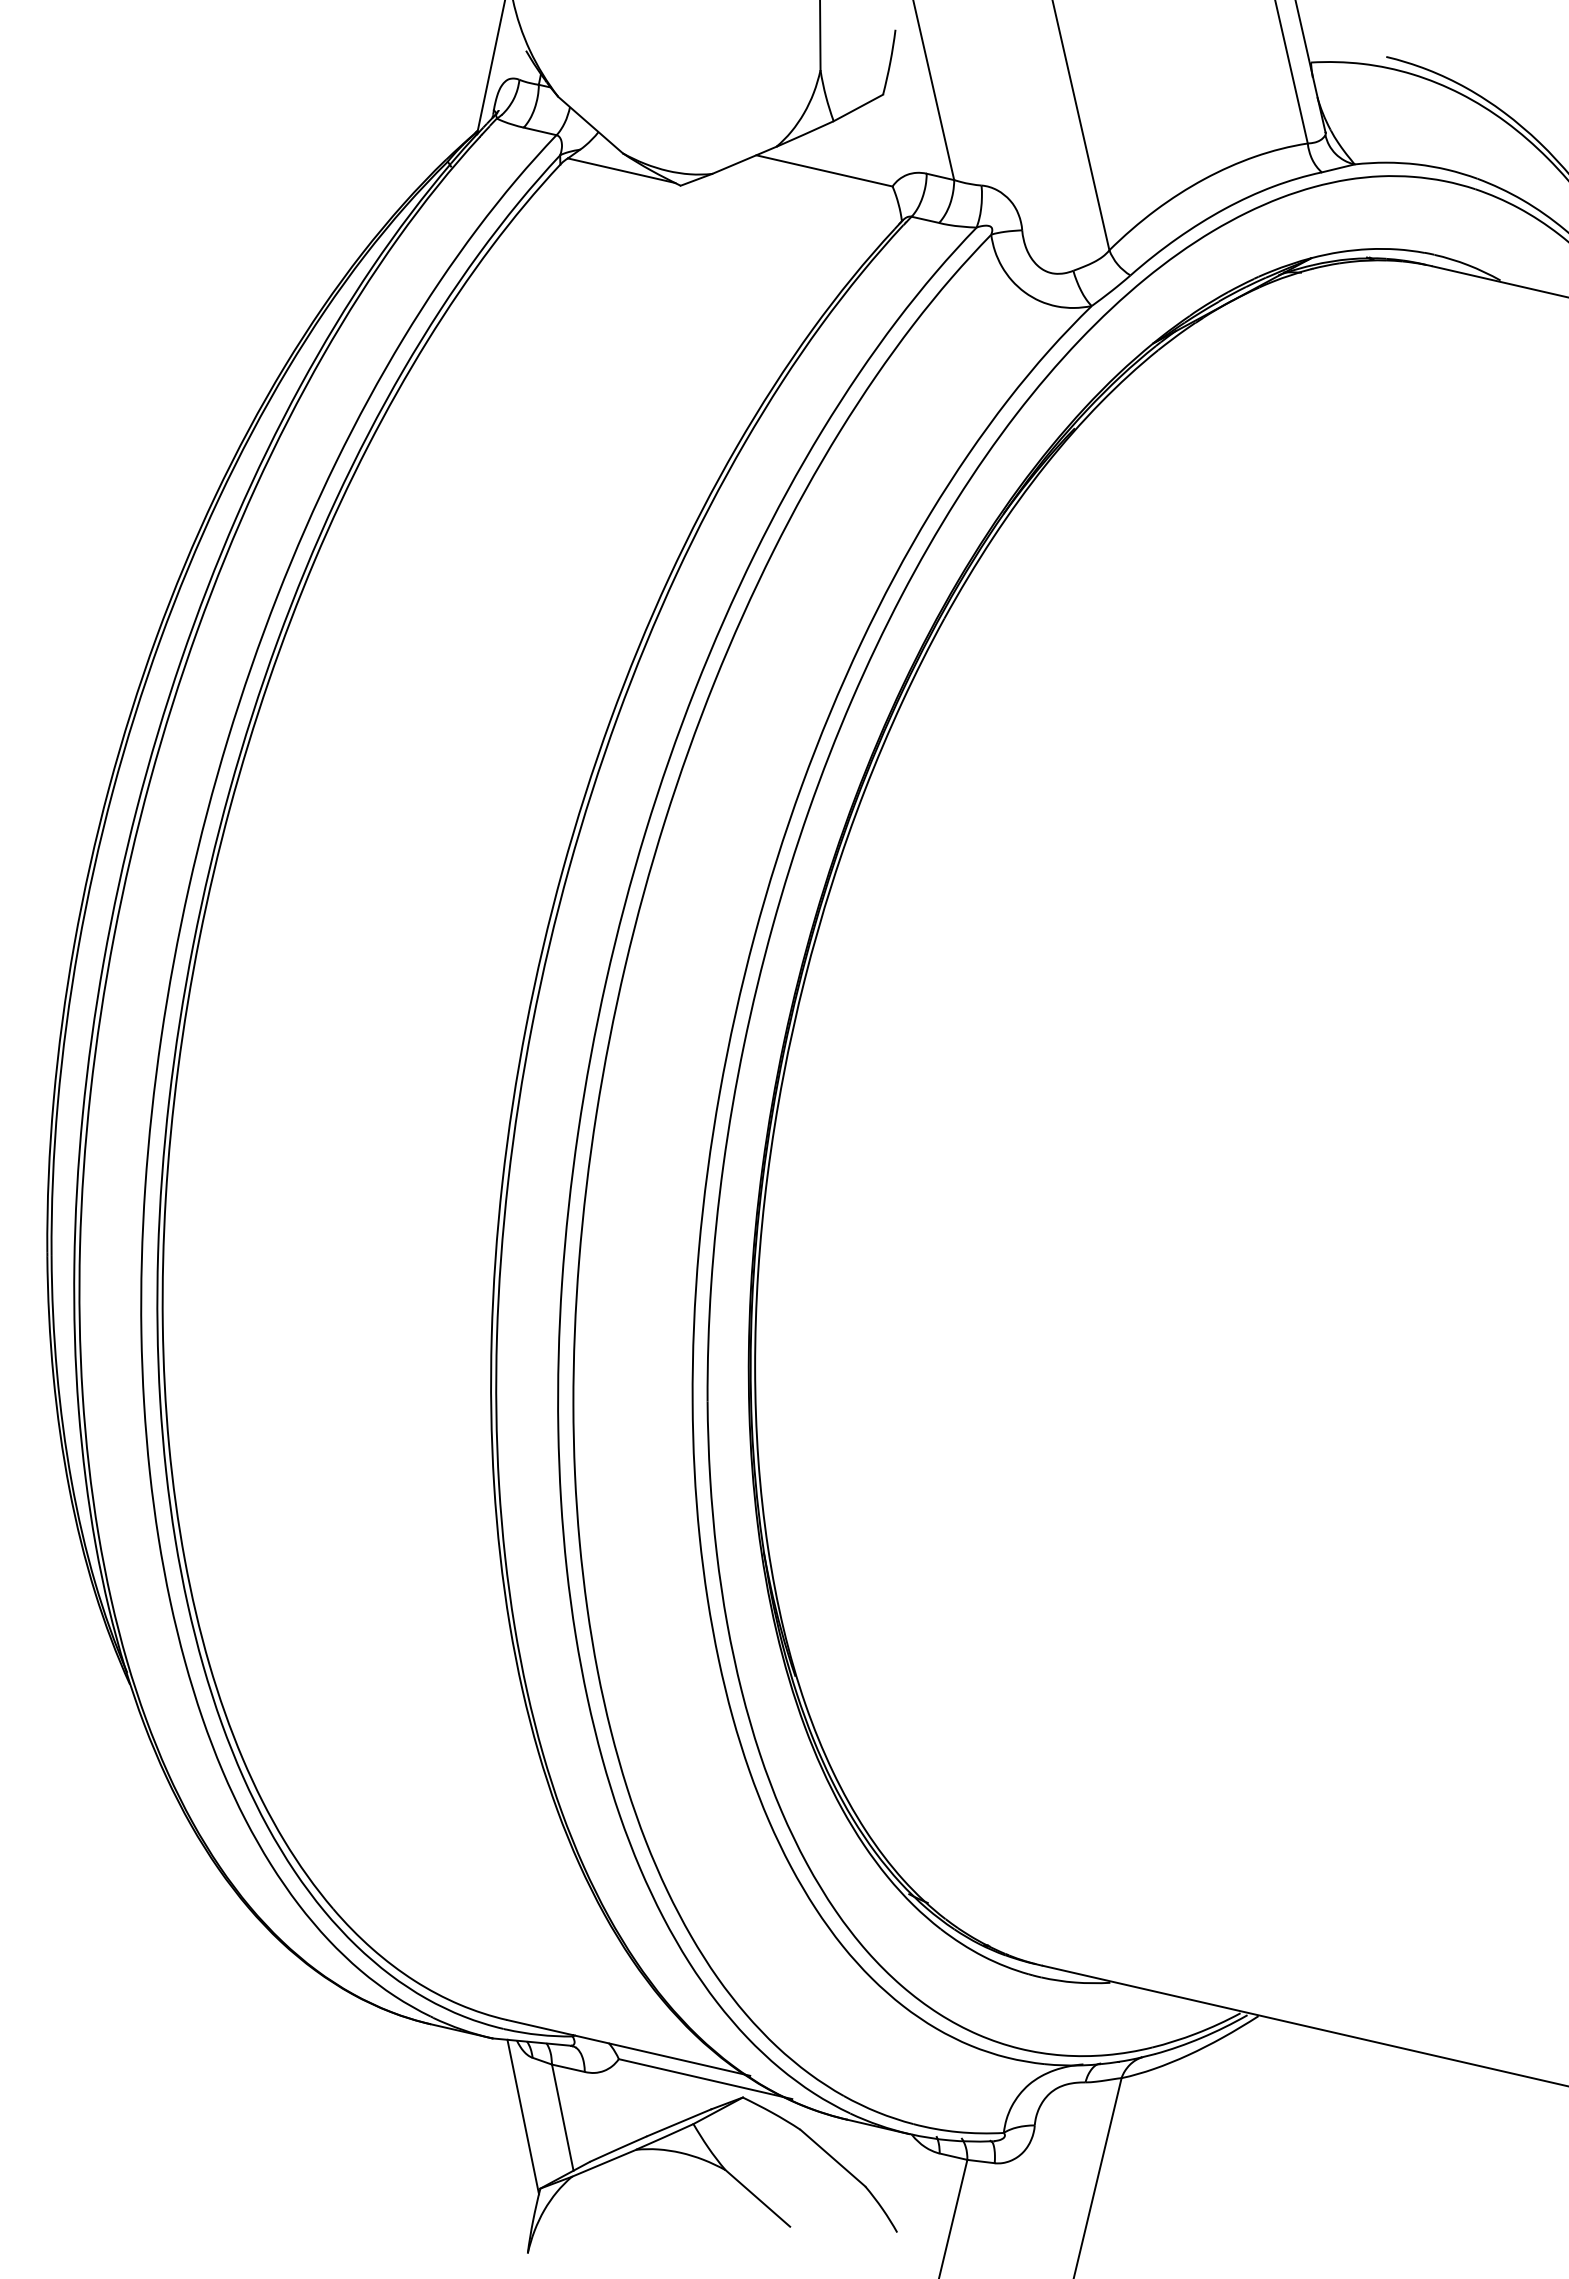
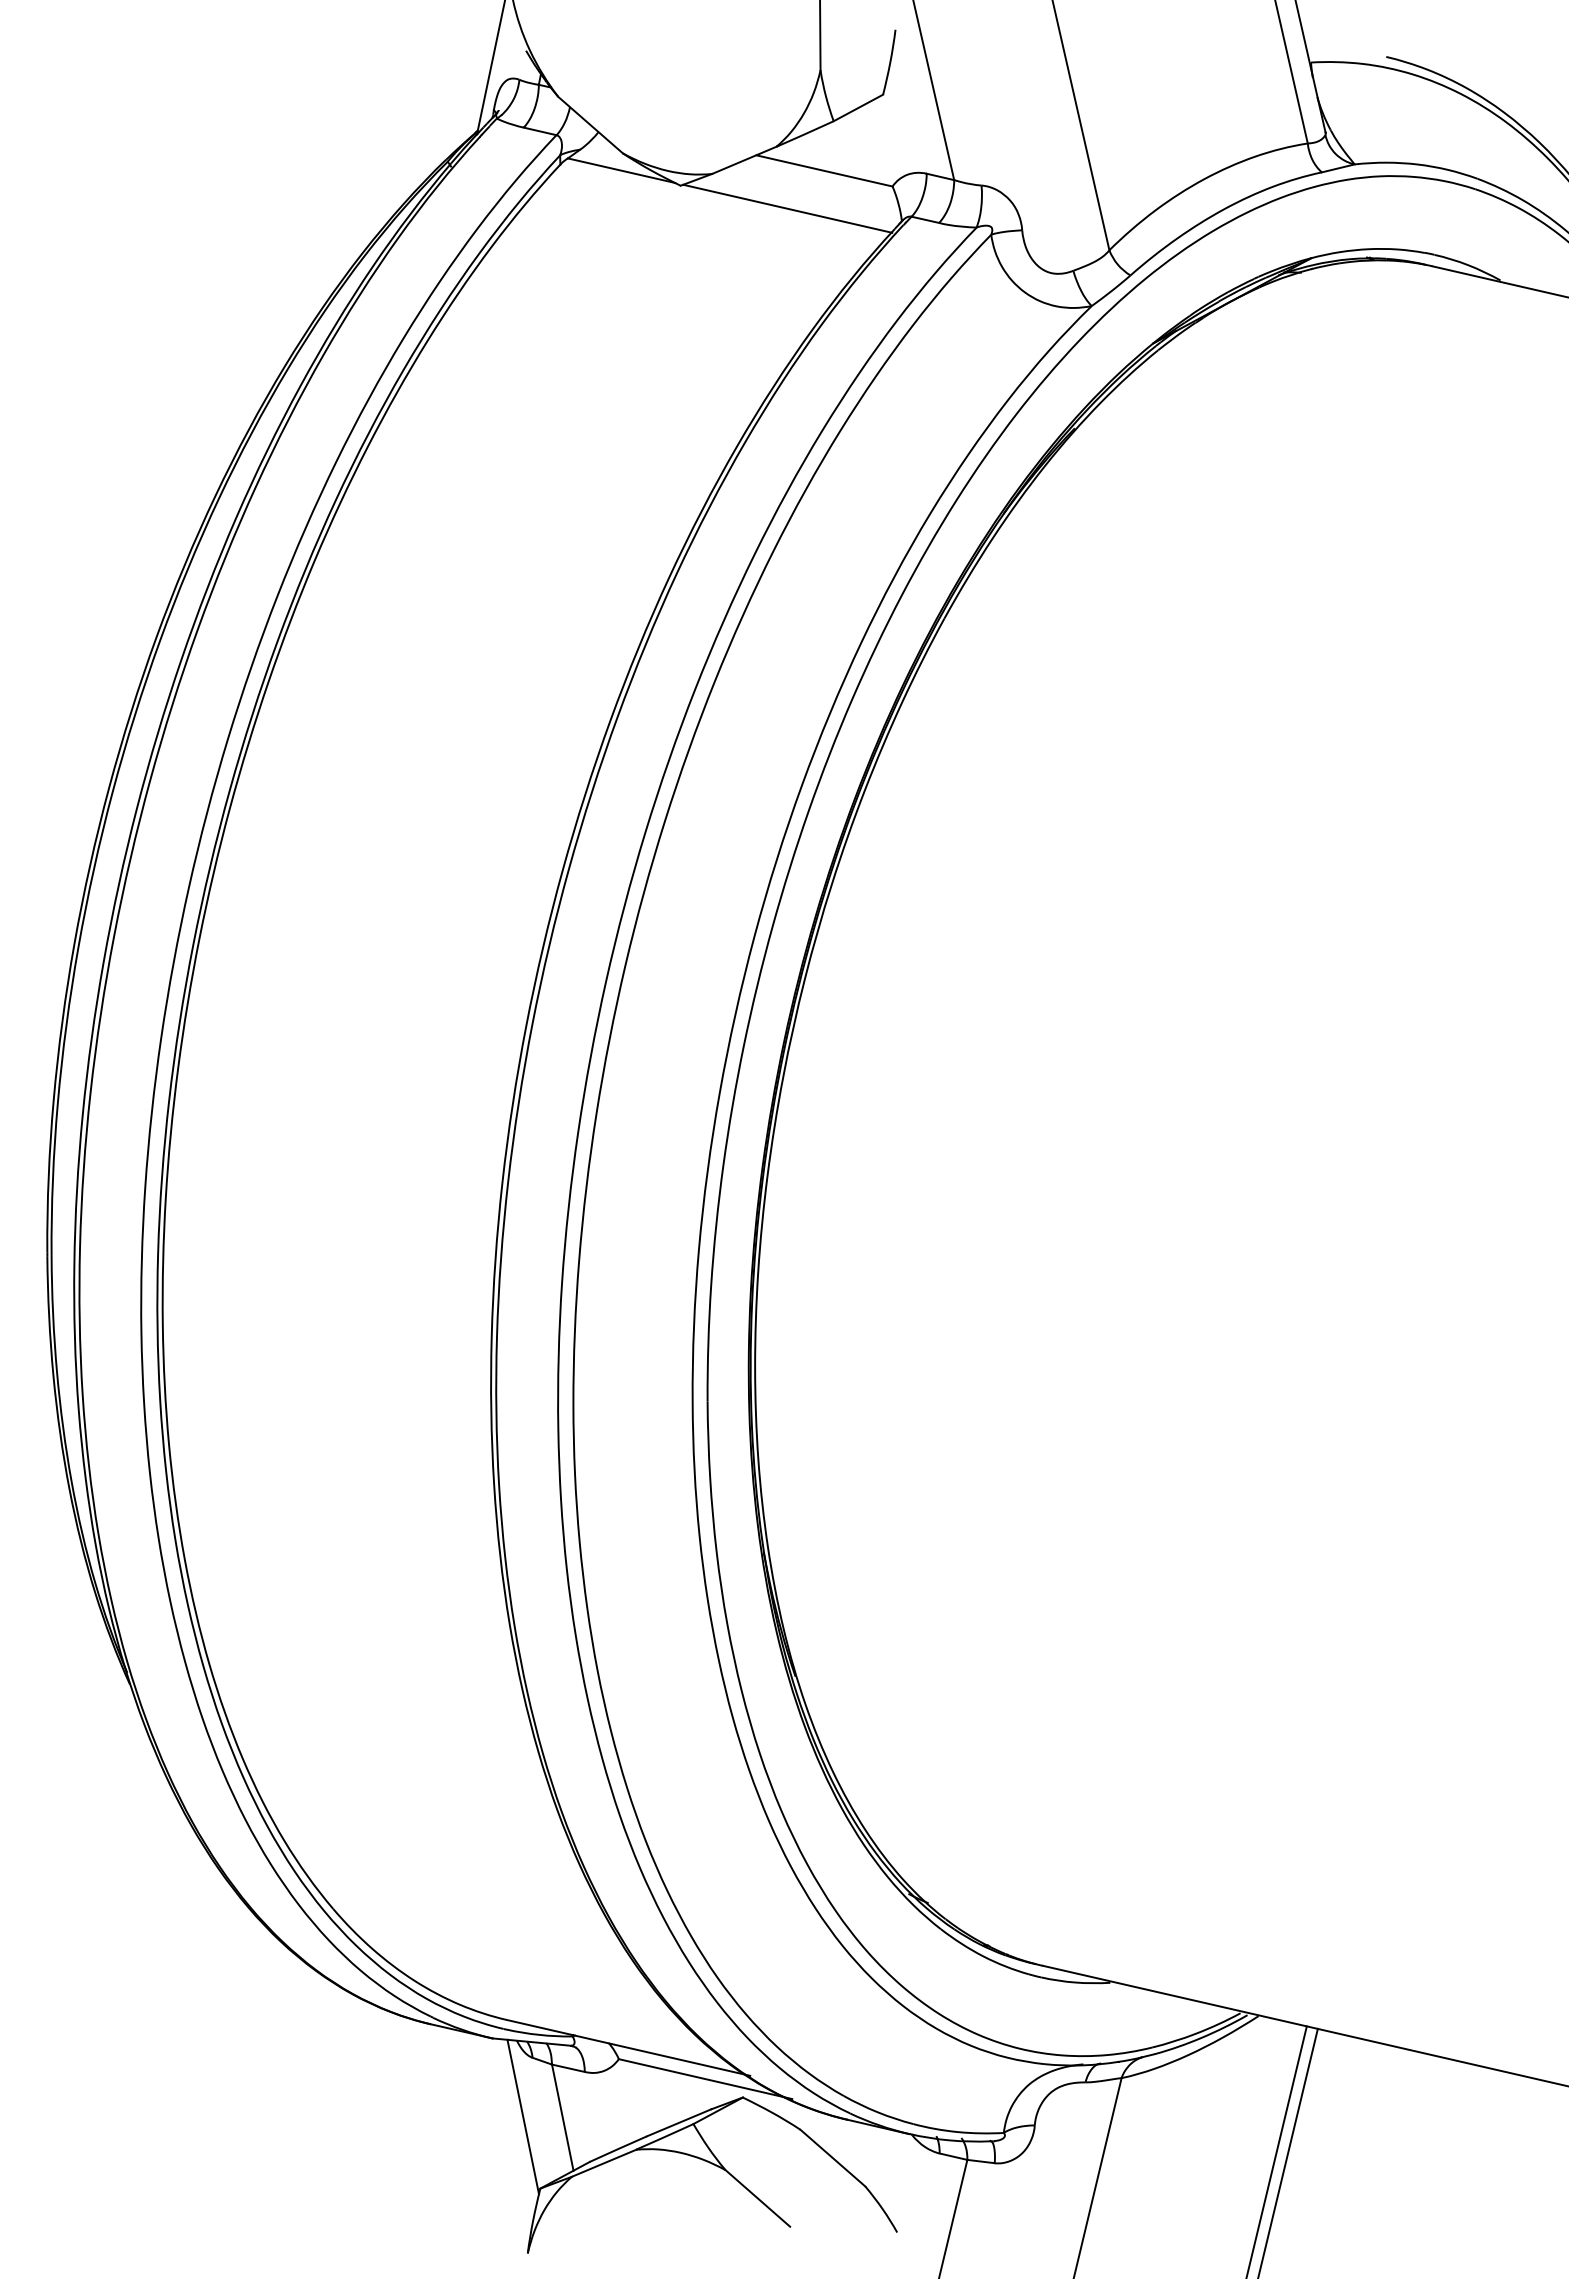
line: none -> present (787, 208)
line: none -> present (1276, 2150)
line: none -> present (1287, 2151)
